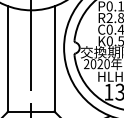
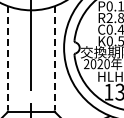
line: solid -> dashed (8, 58)
line: solid -> dashed (54, 58)
